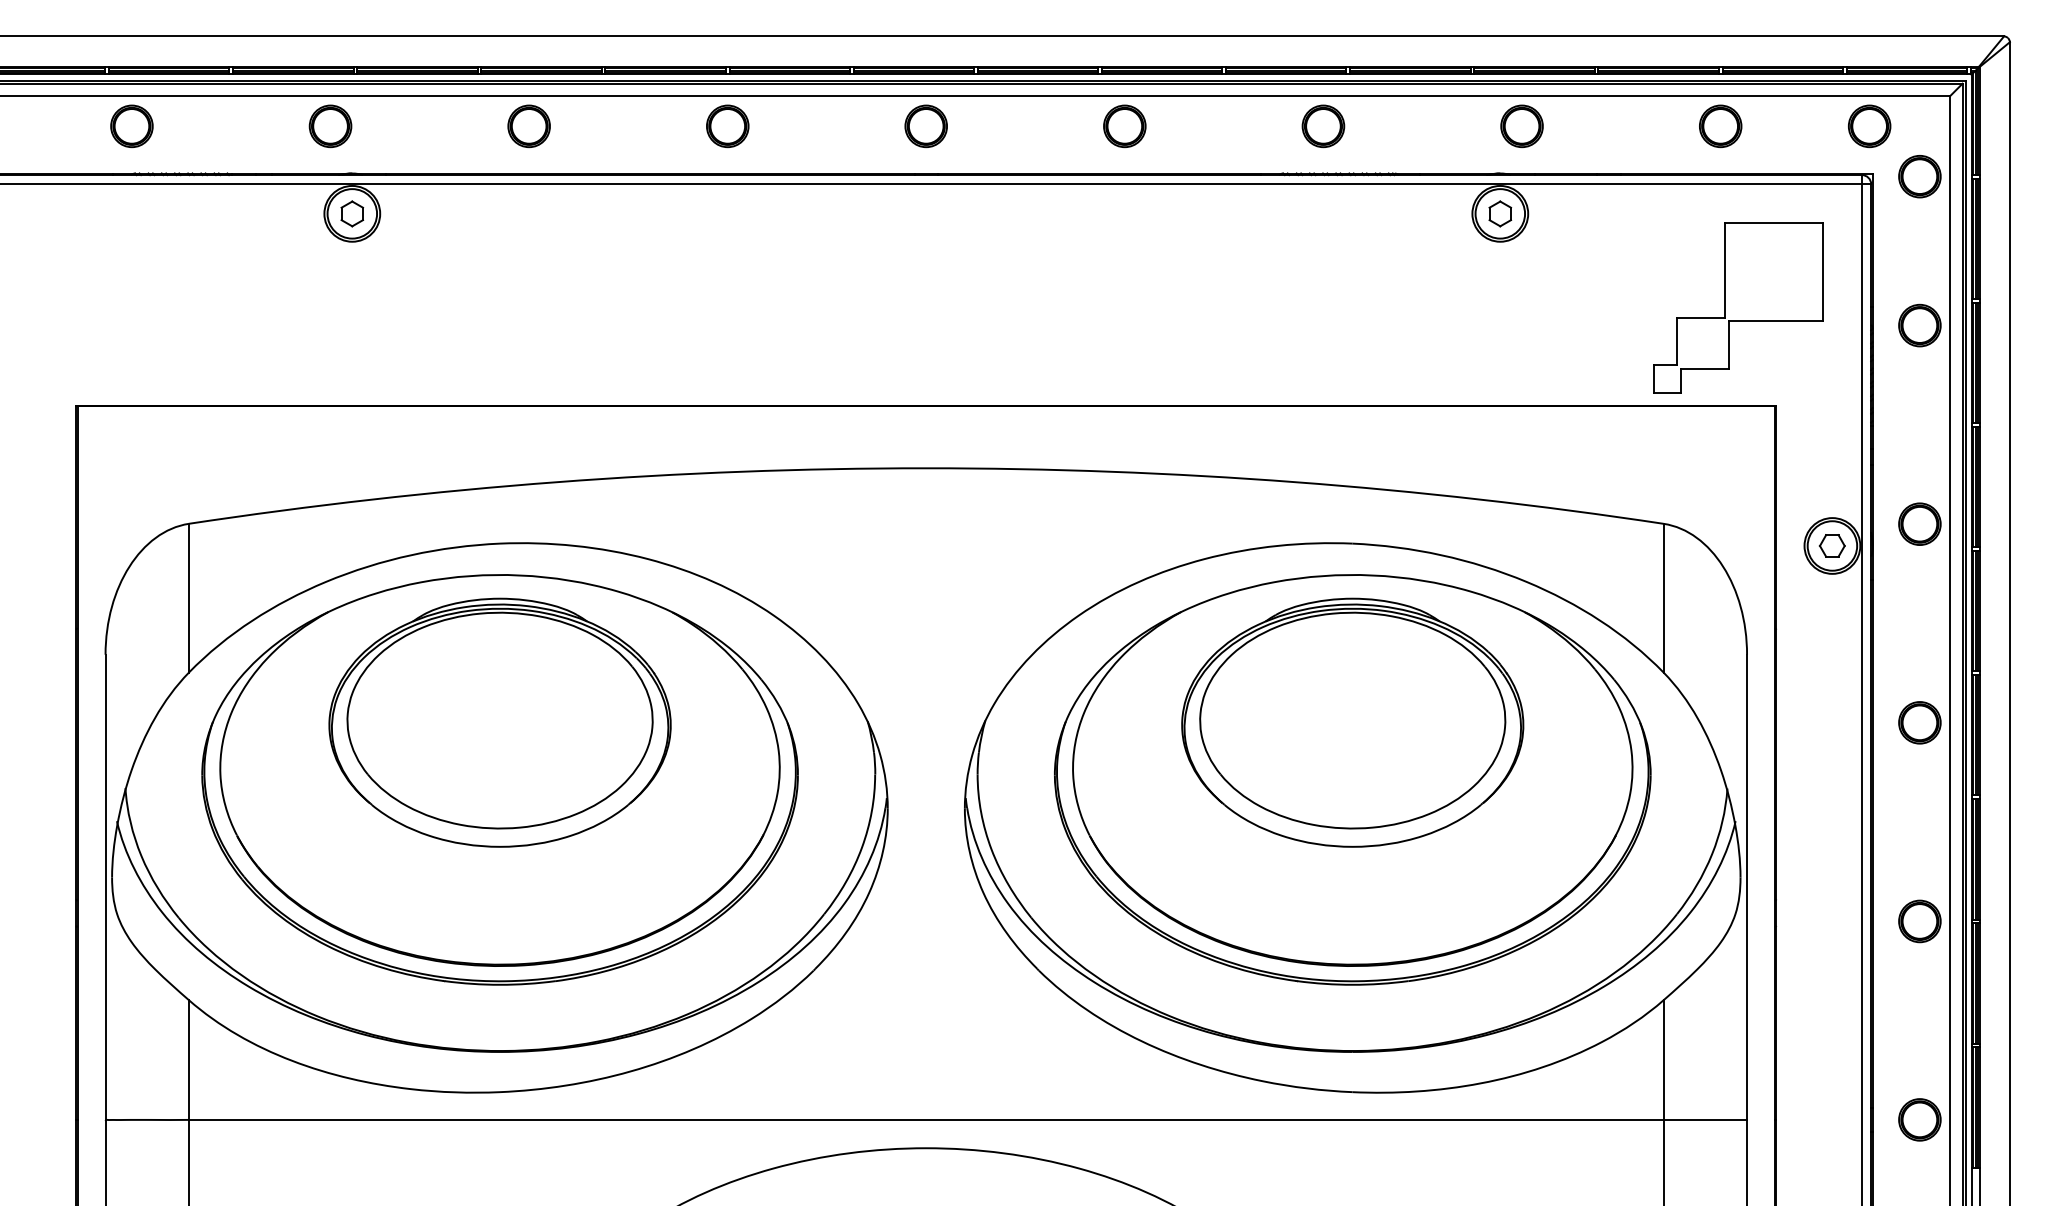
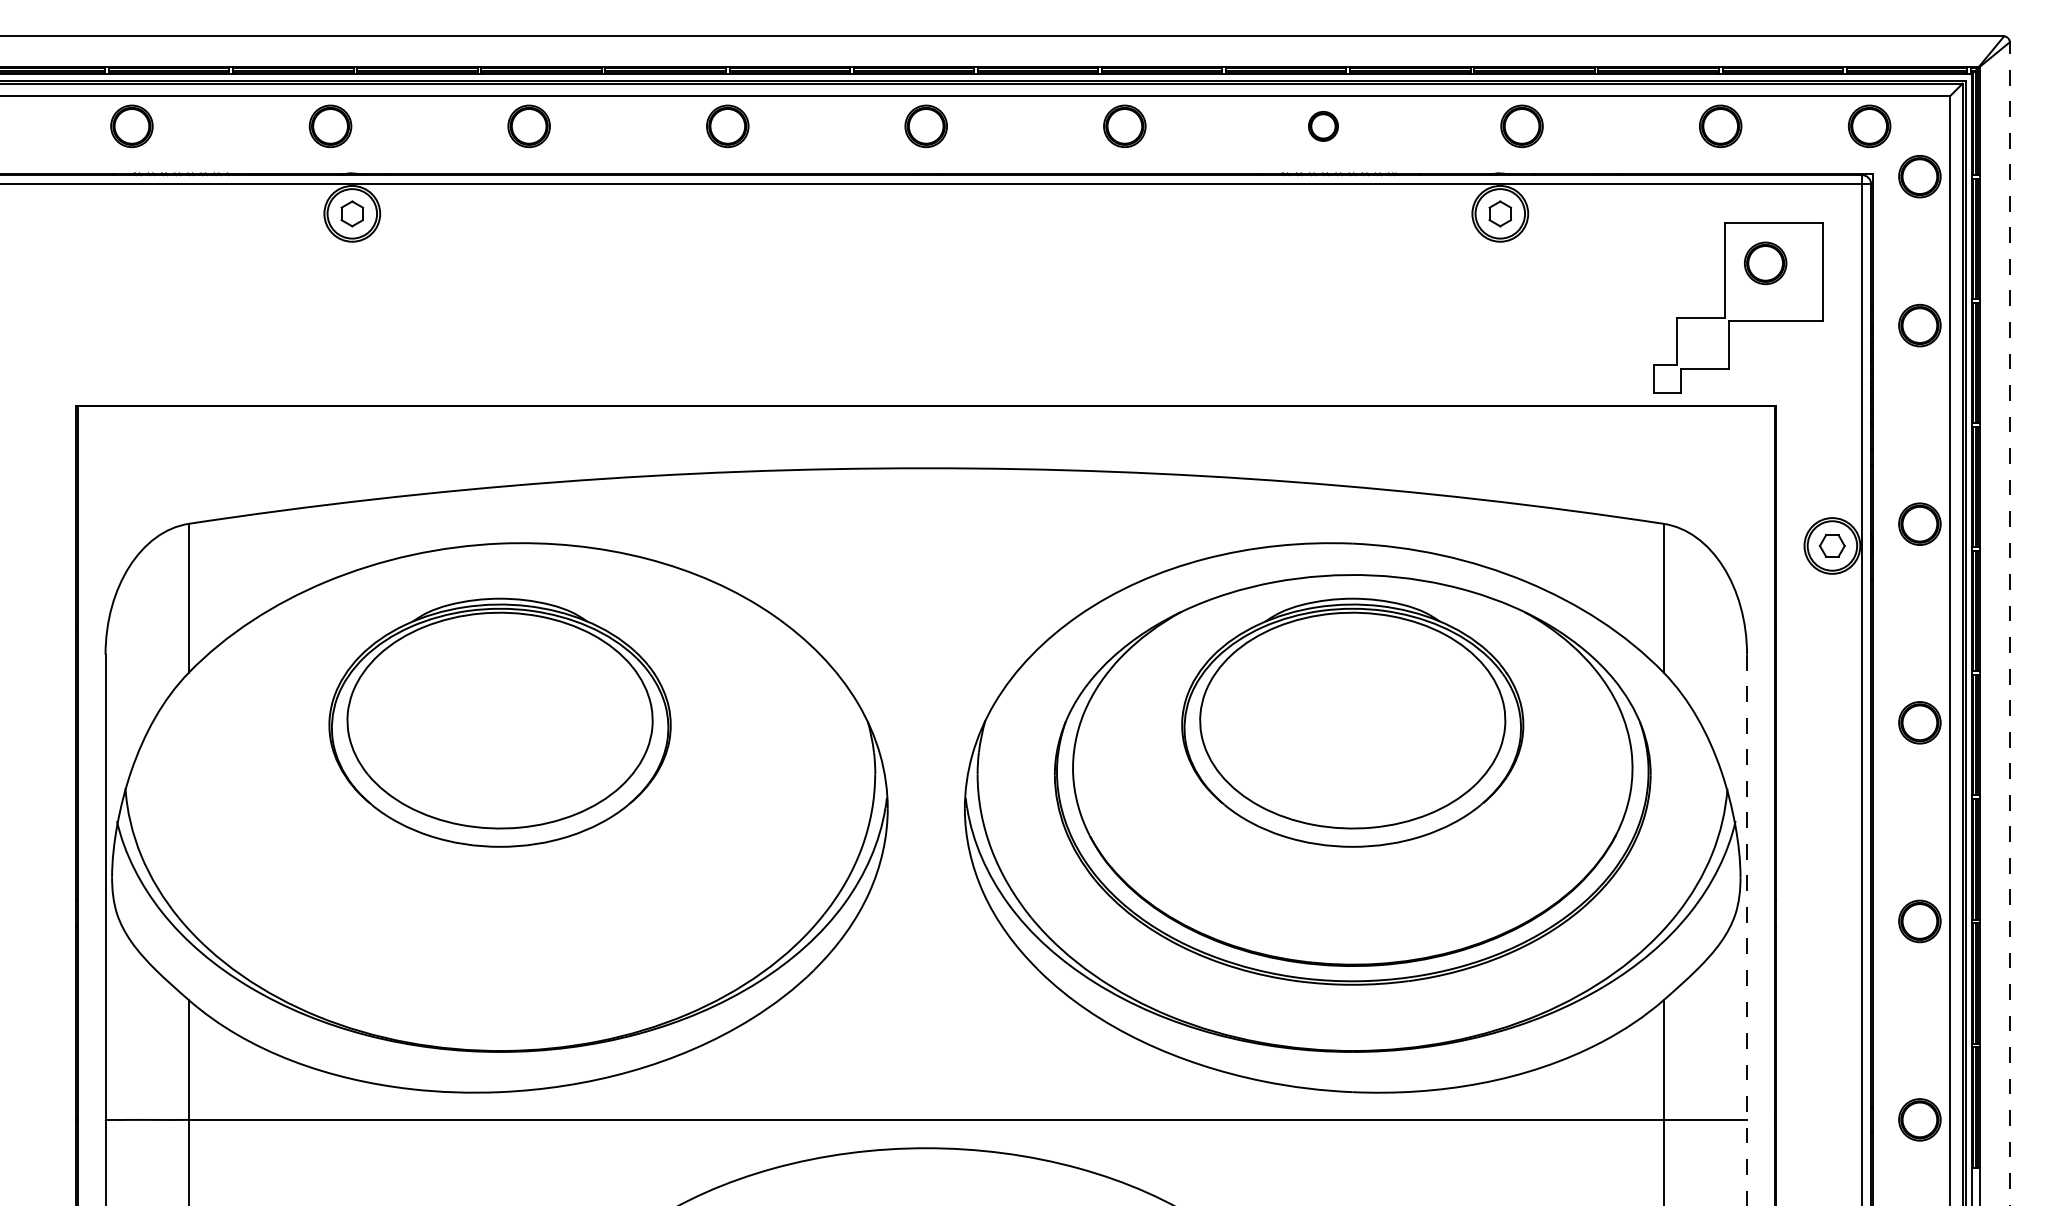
part size: 45x45 px -> 31x31 px (1323, 126)
part: none -> present (1765, 263)
line: solid -> dashed (2009, 624)
part: present -> none (499, 779)
line: solid -> dashed (1746, 930)
